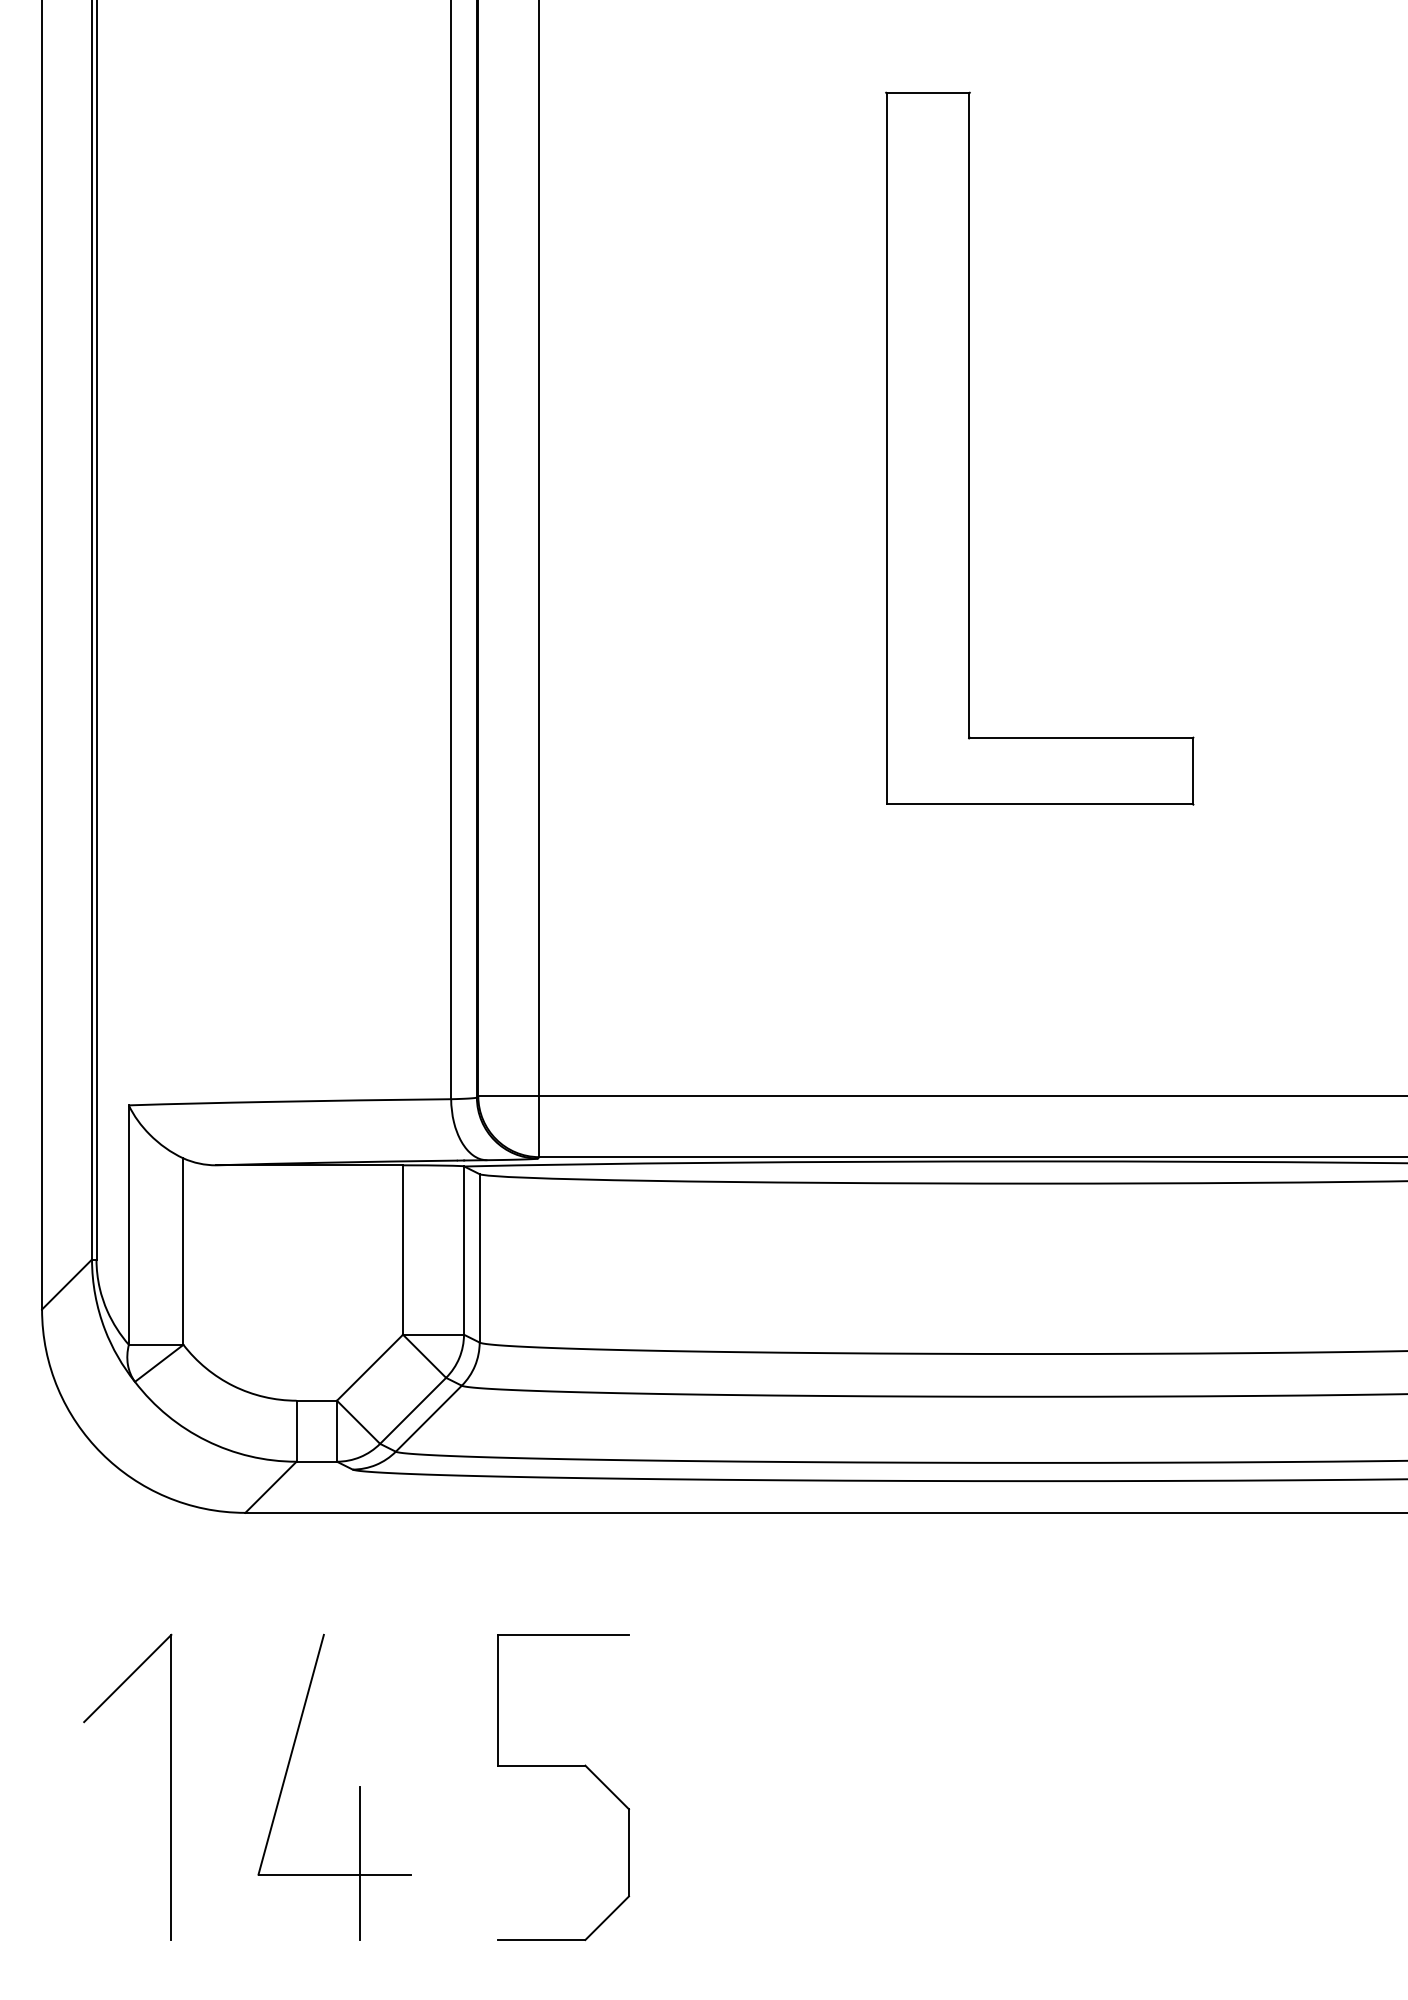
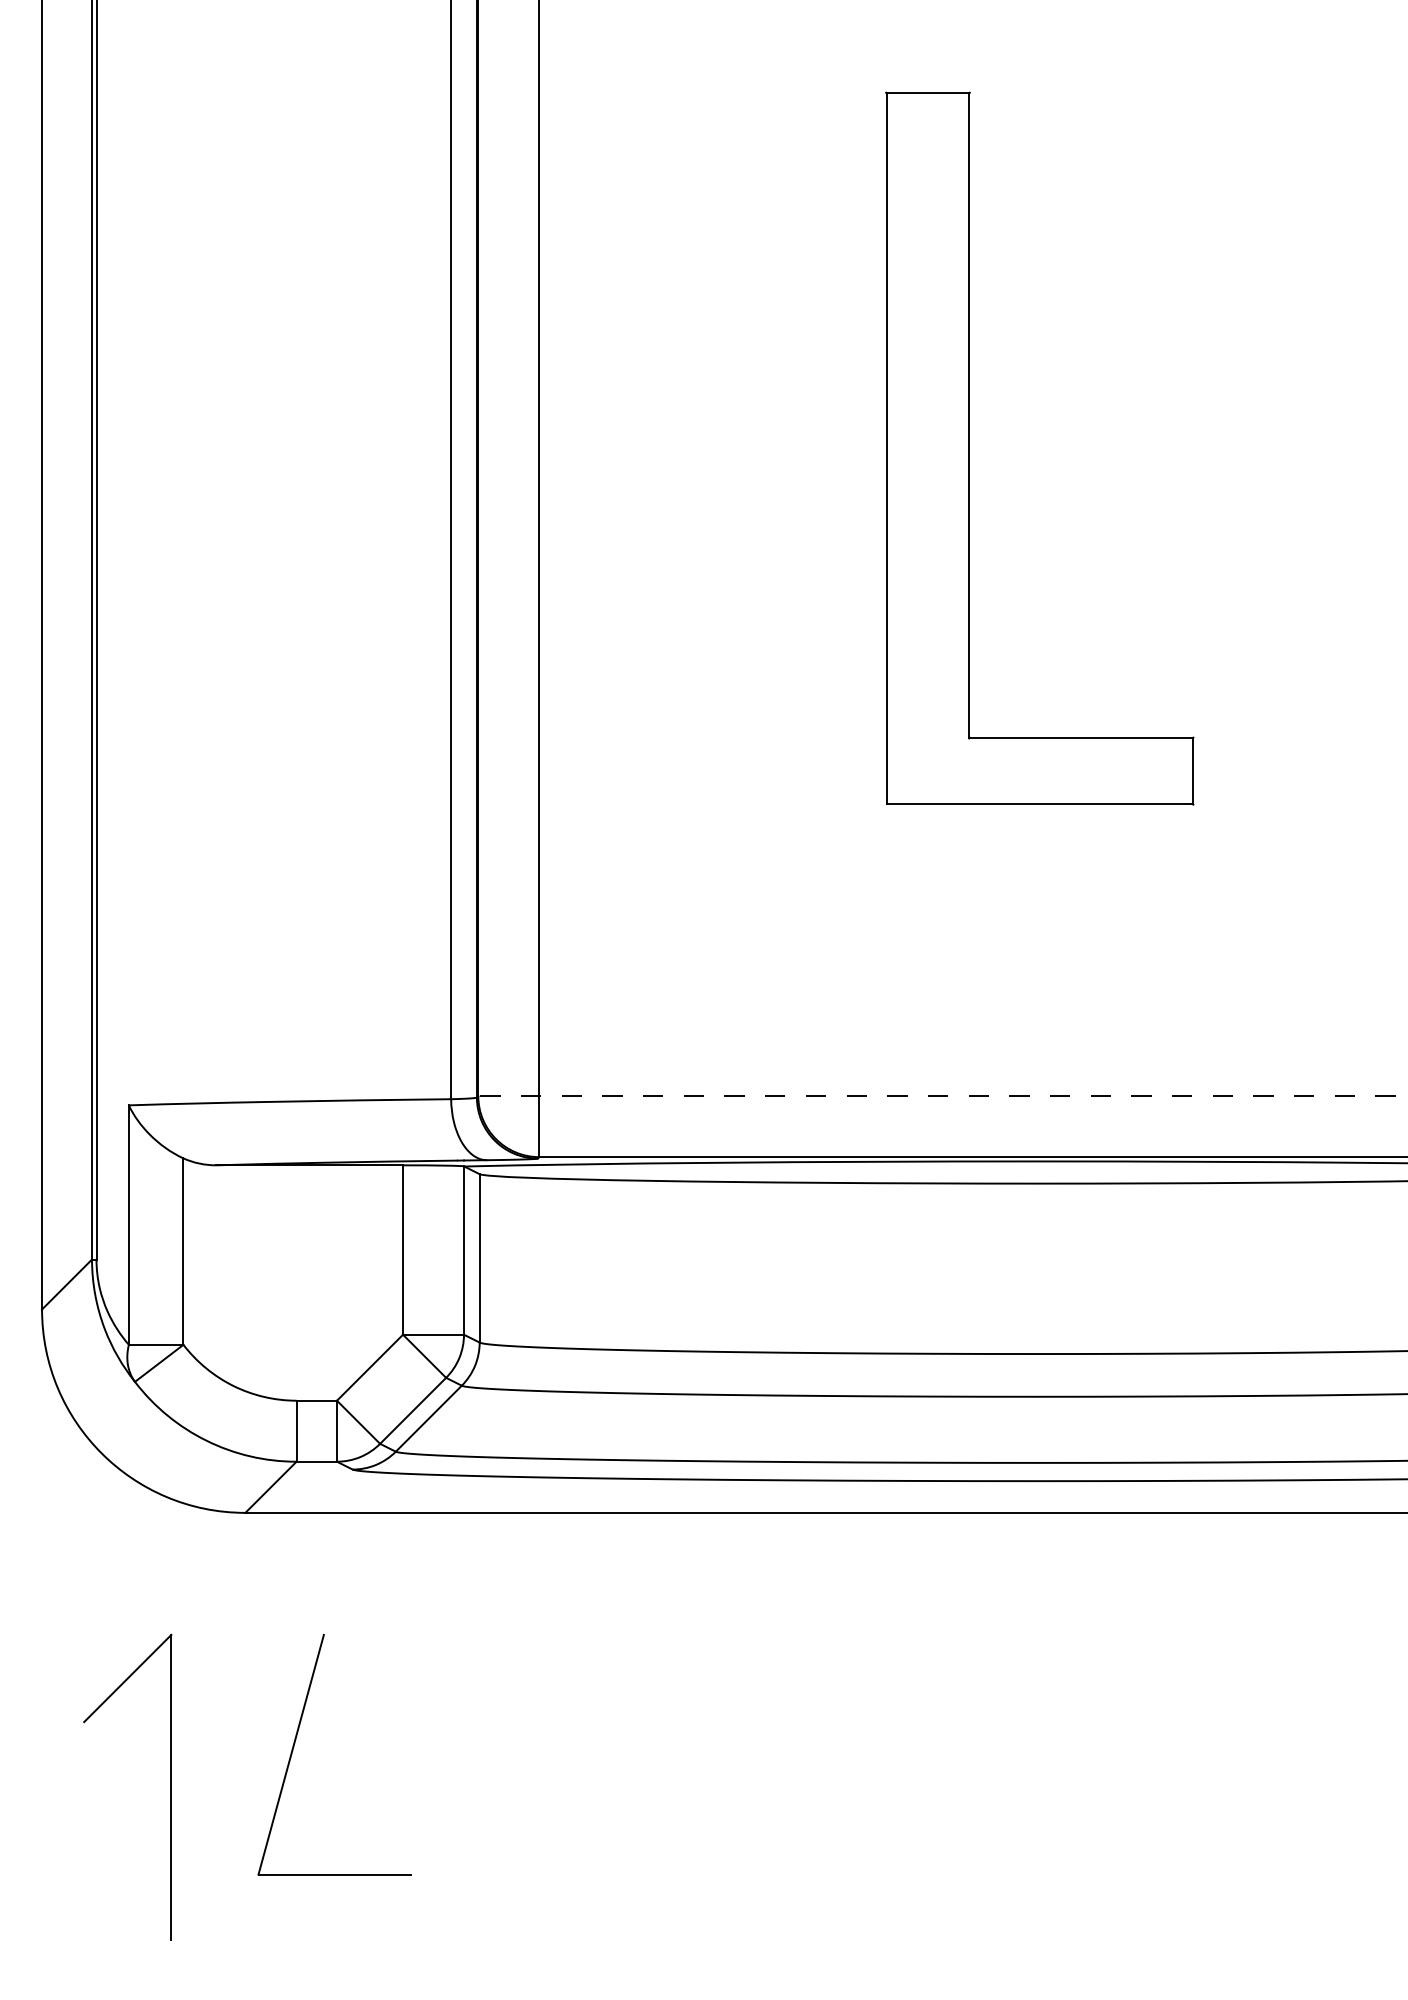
line: solid -> dashed (942, 1096)
part: present -> none (563, 1766)
line: present -> none (360, 1863)
